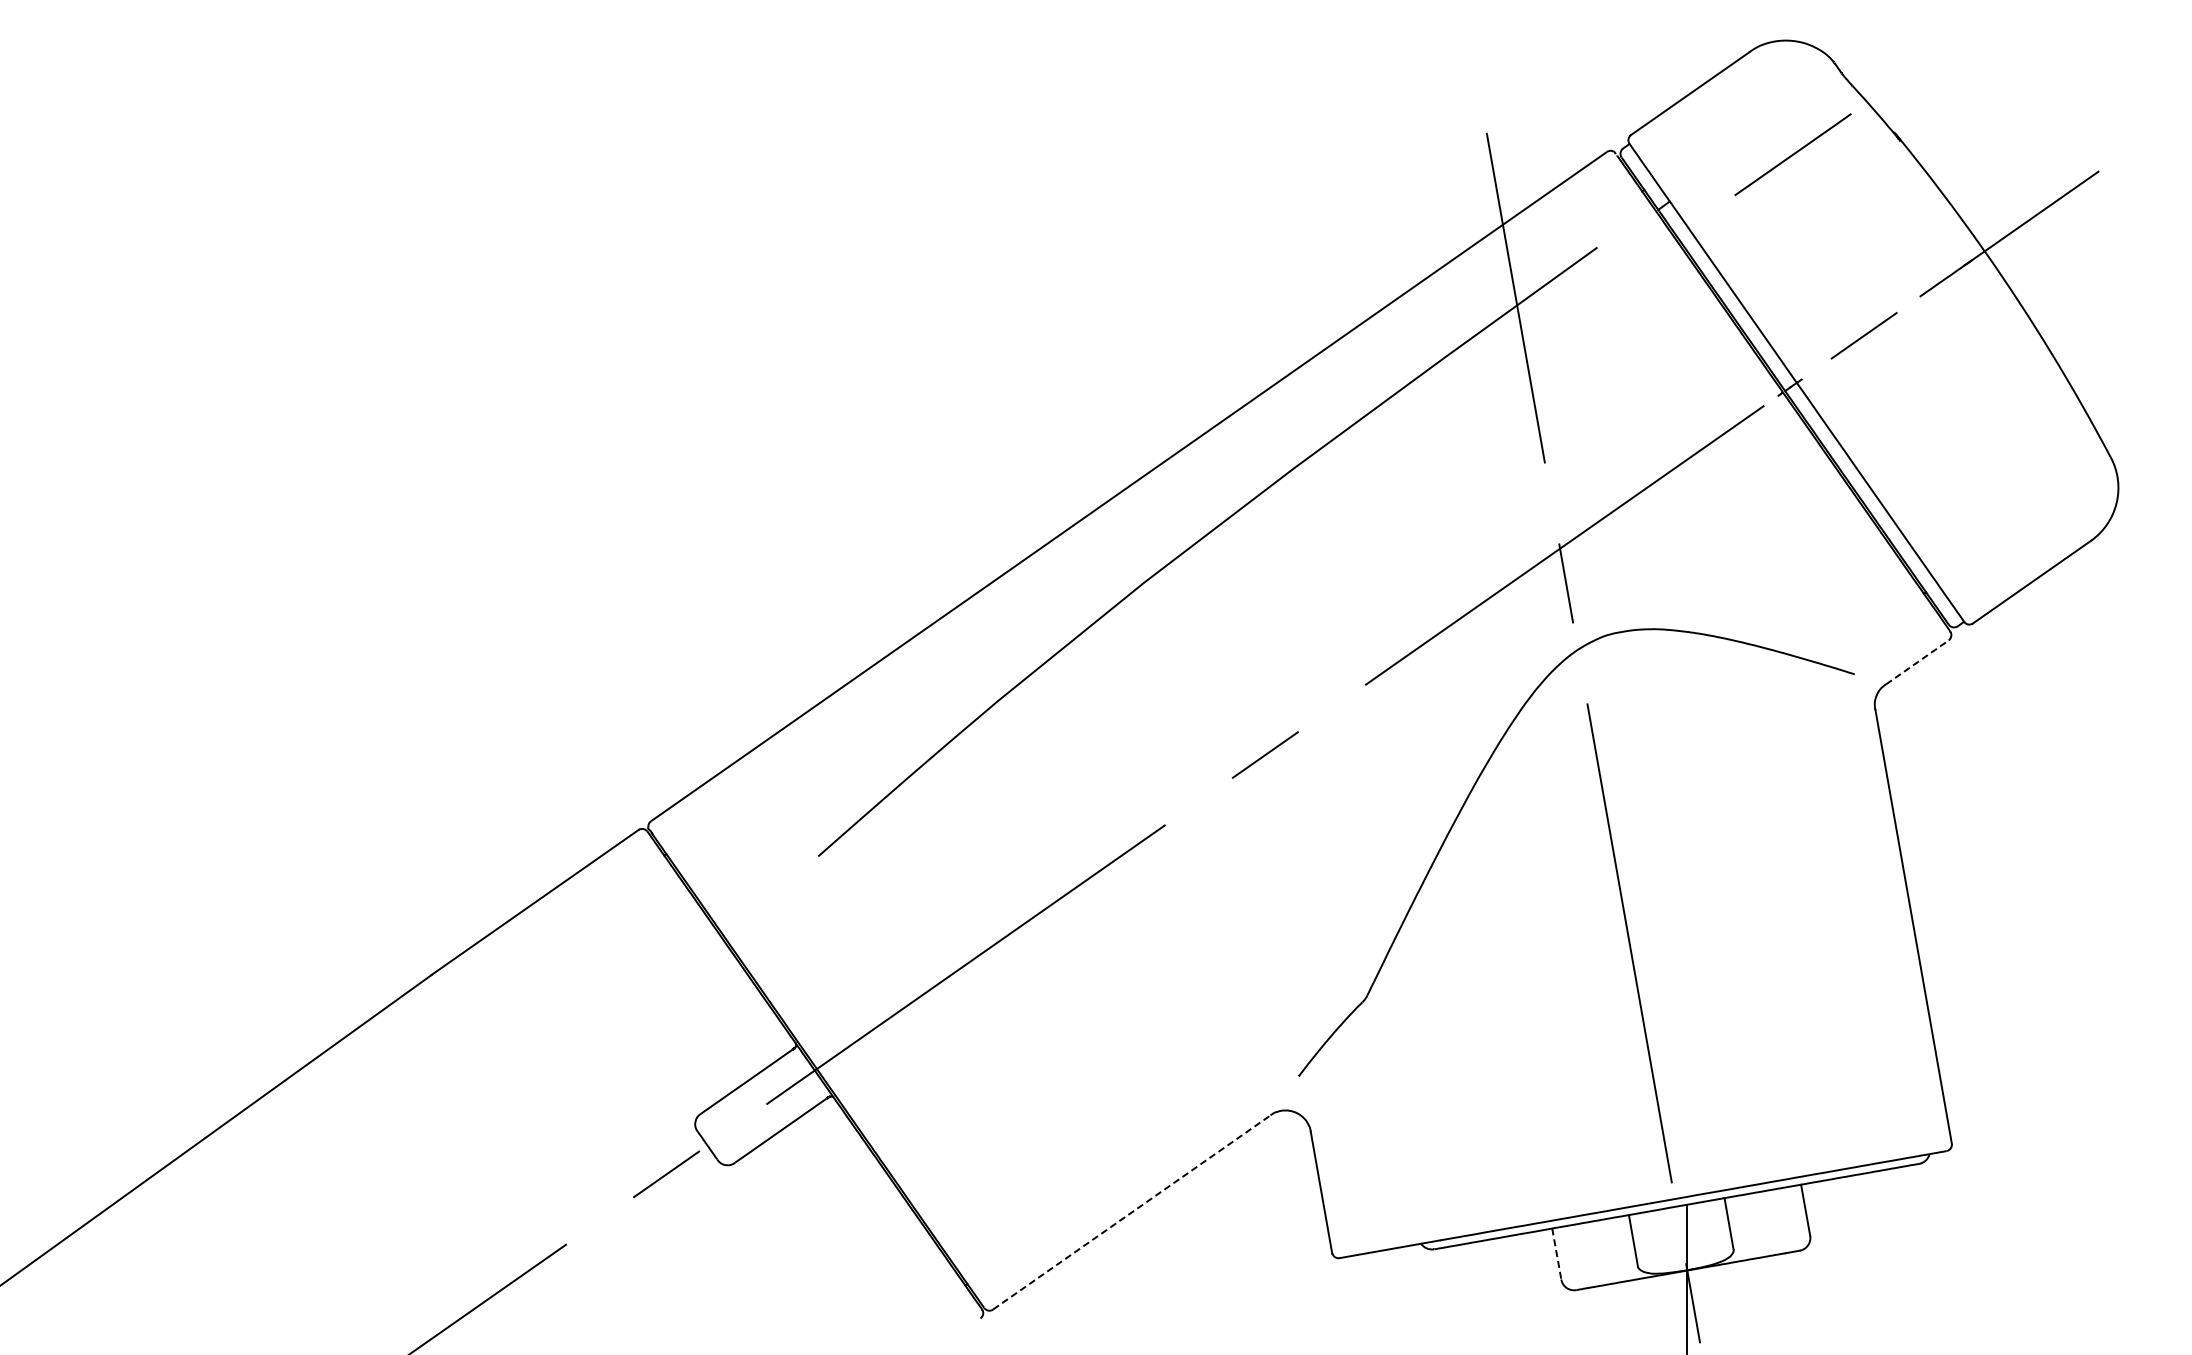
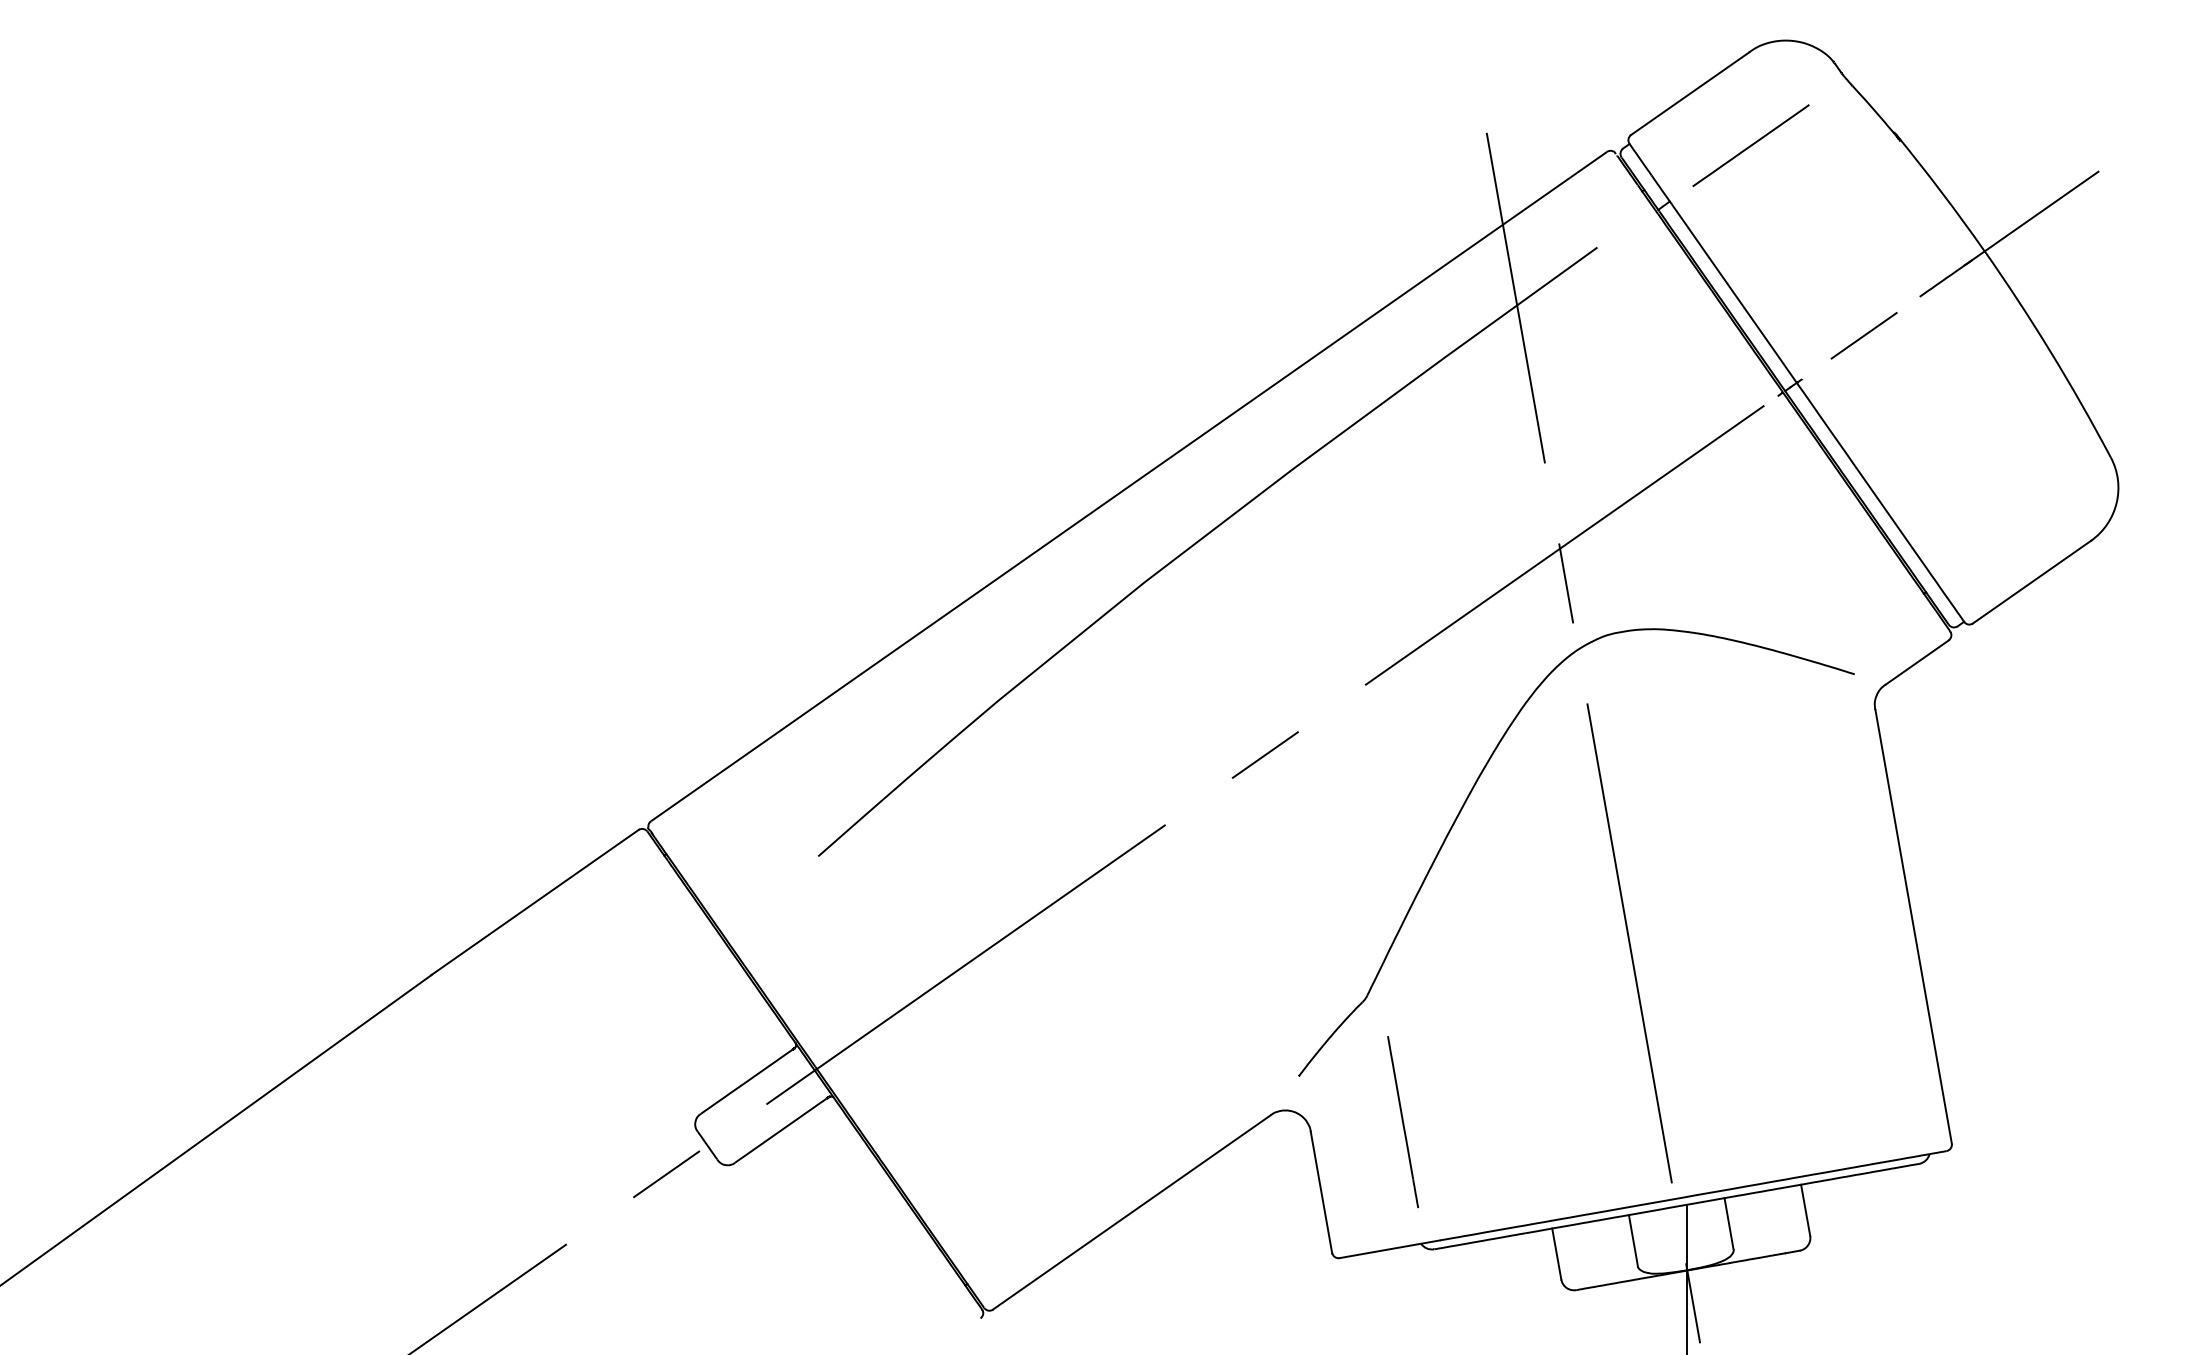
line position: (1792, 154) -> (1750, 145) (1750, 145)
line: dashed -> solid (1917, 662)
line: none -> present (1403, 1122)
line: dashed -> solid (1132, 1212)
line: dashed -> solid (1556, 1254)
